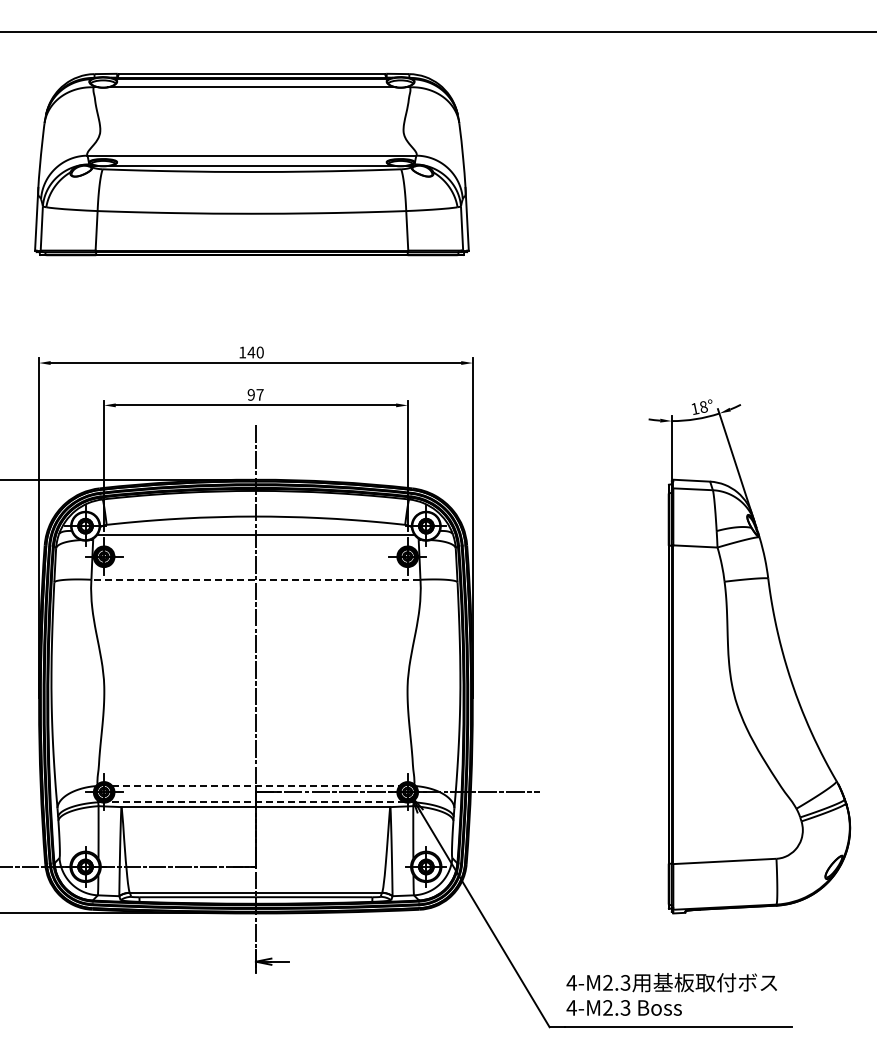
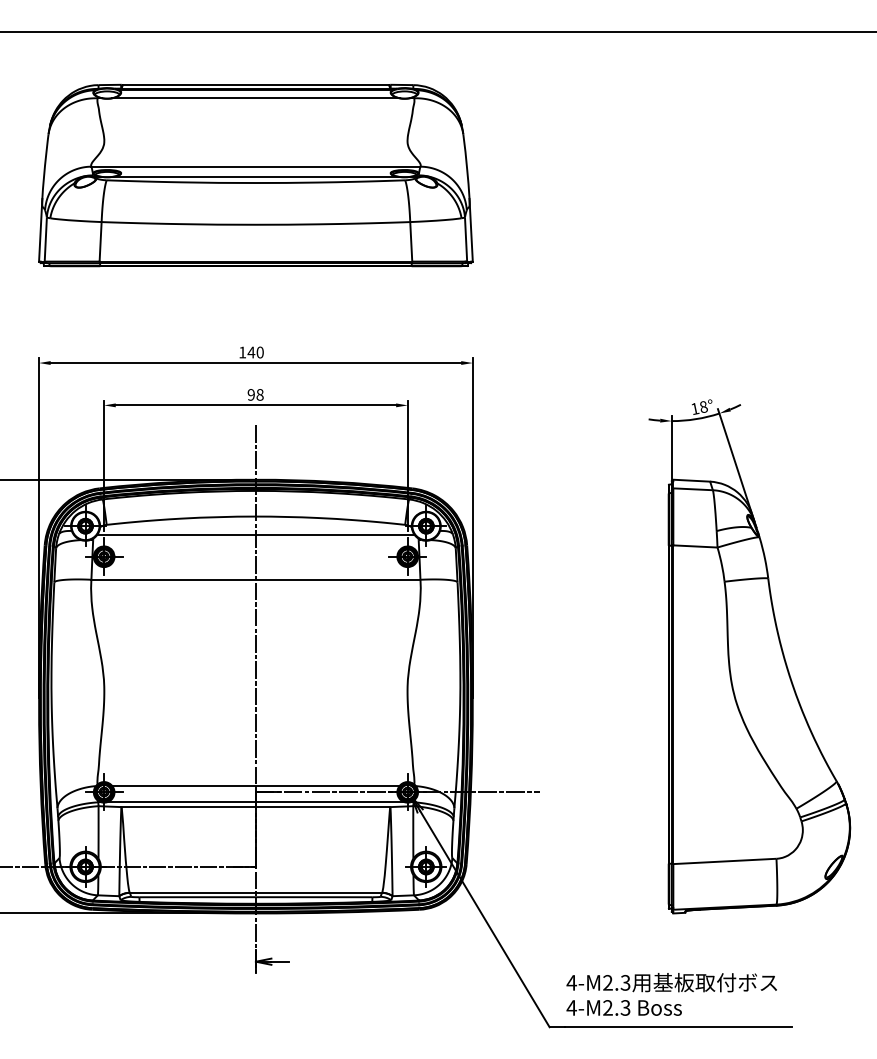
part position: (251, 164) -> (255, 175) (255, 175)
text: 97 -> 98 (259, 394)
line: dashed -> solid (255, 579)
line: dashed -> solid (255, 785)
line: dashed -> solid (255, 802)
